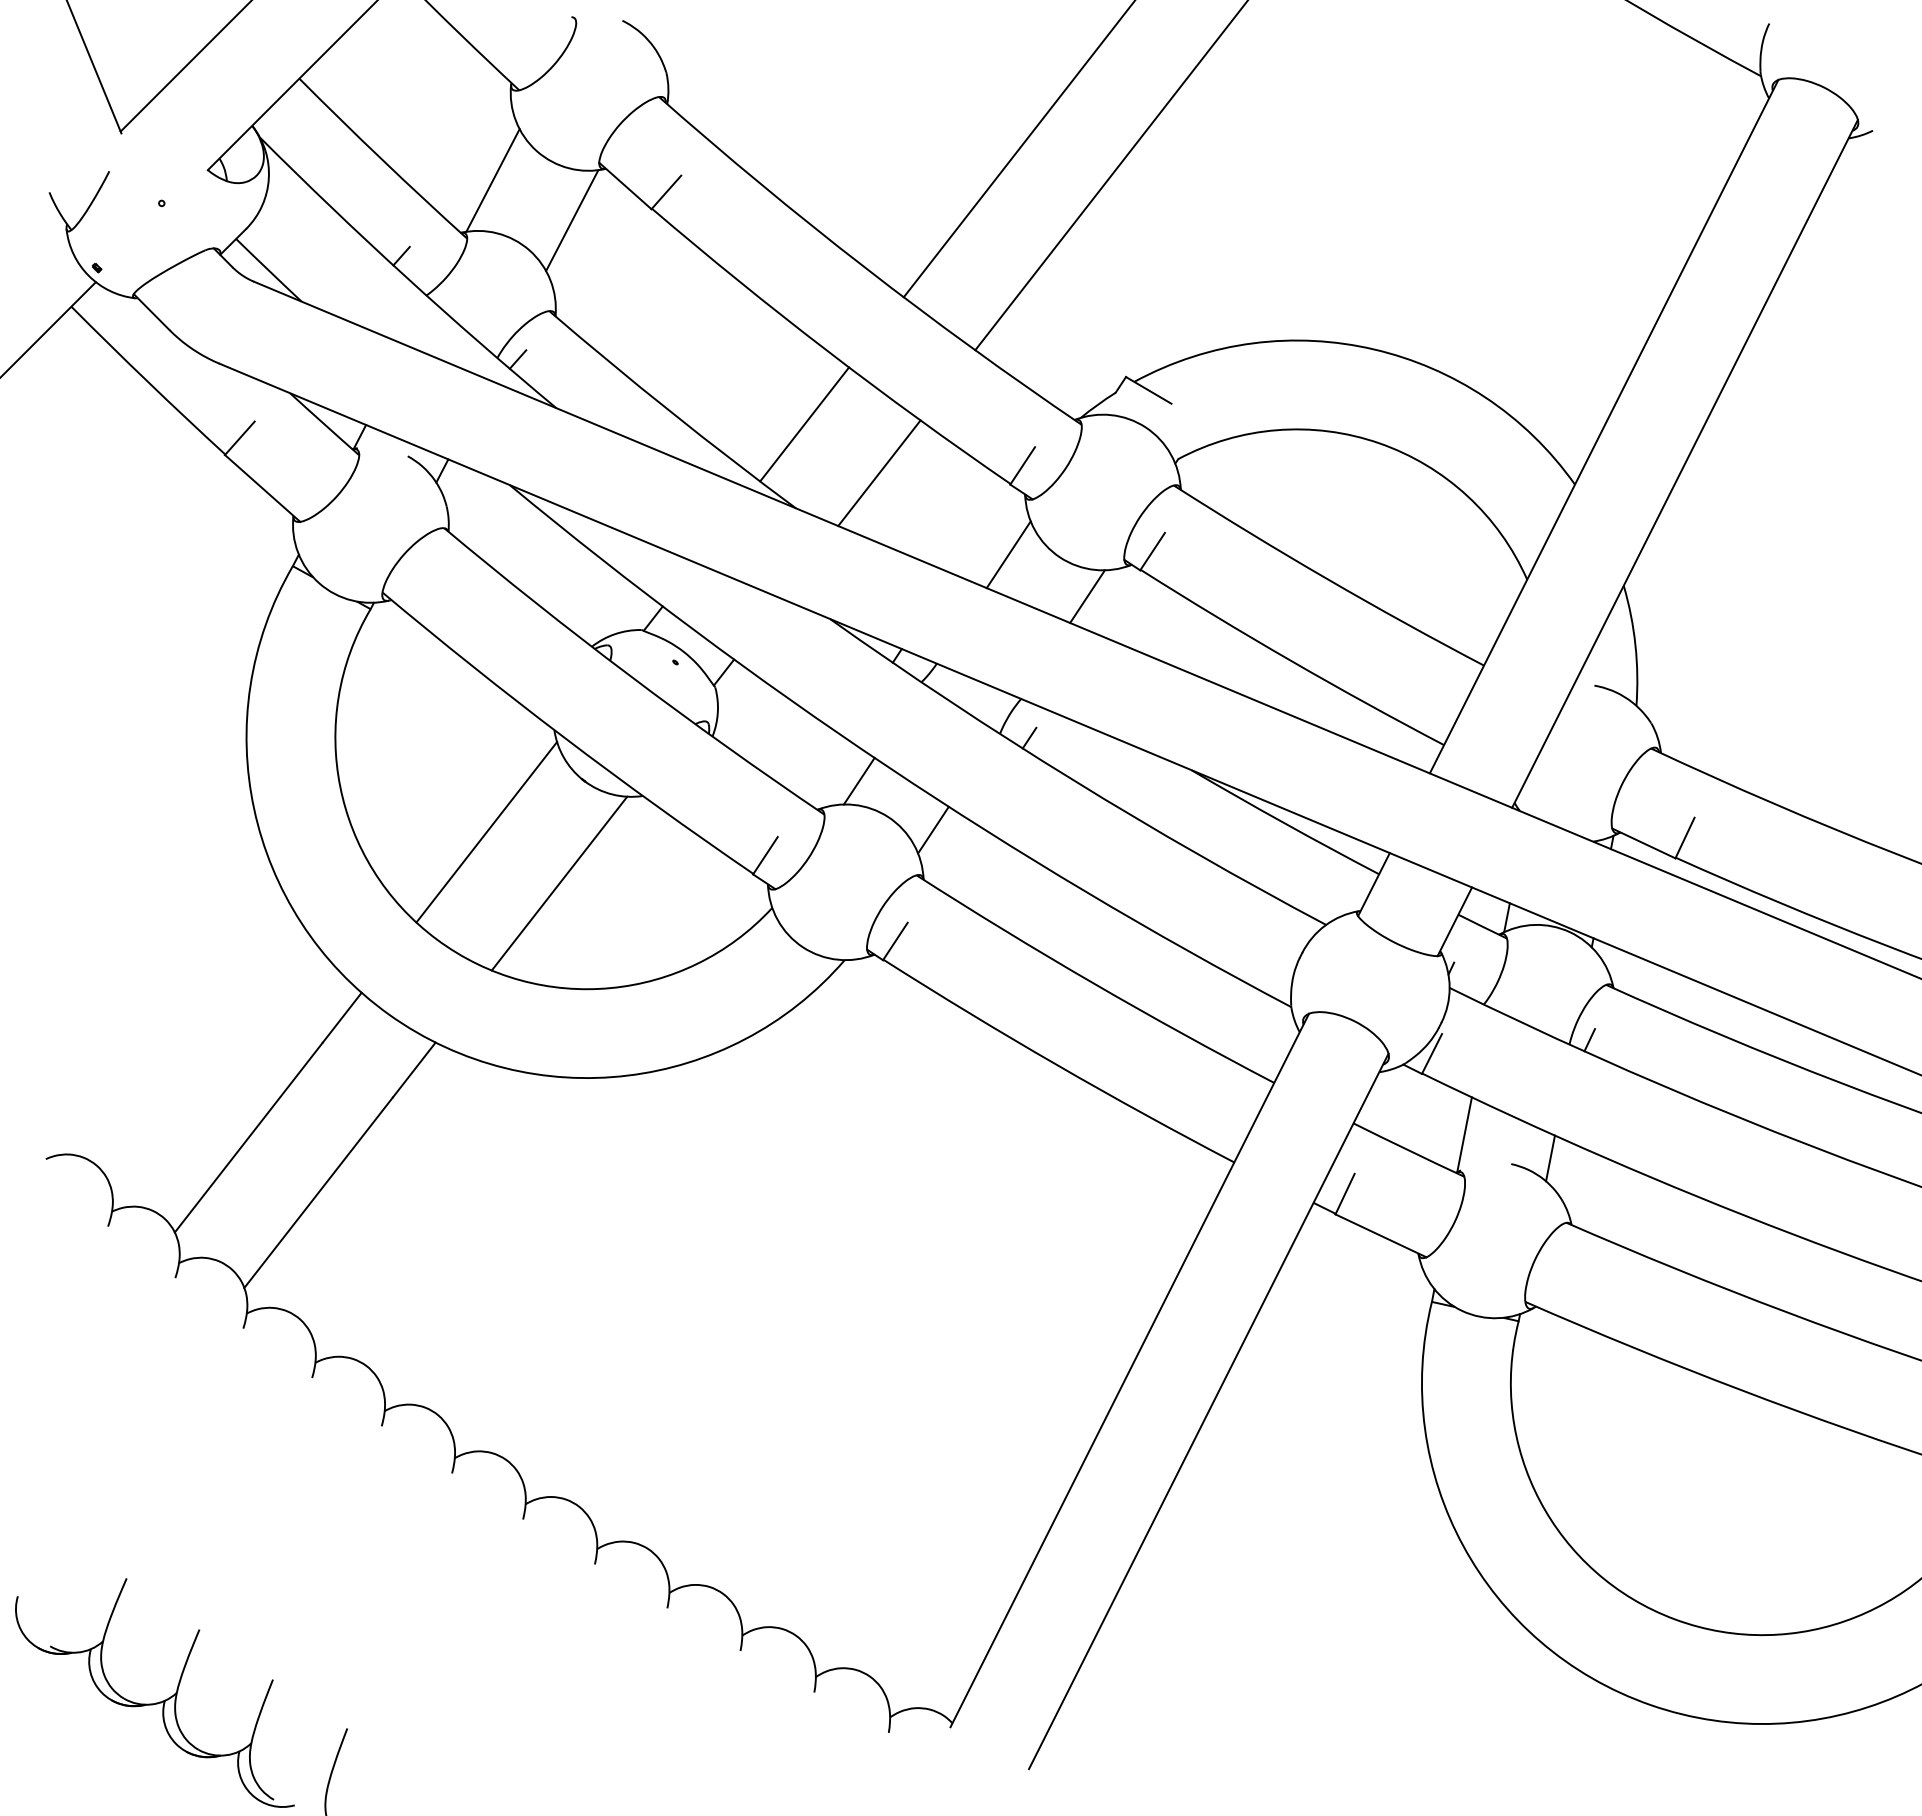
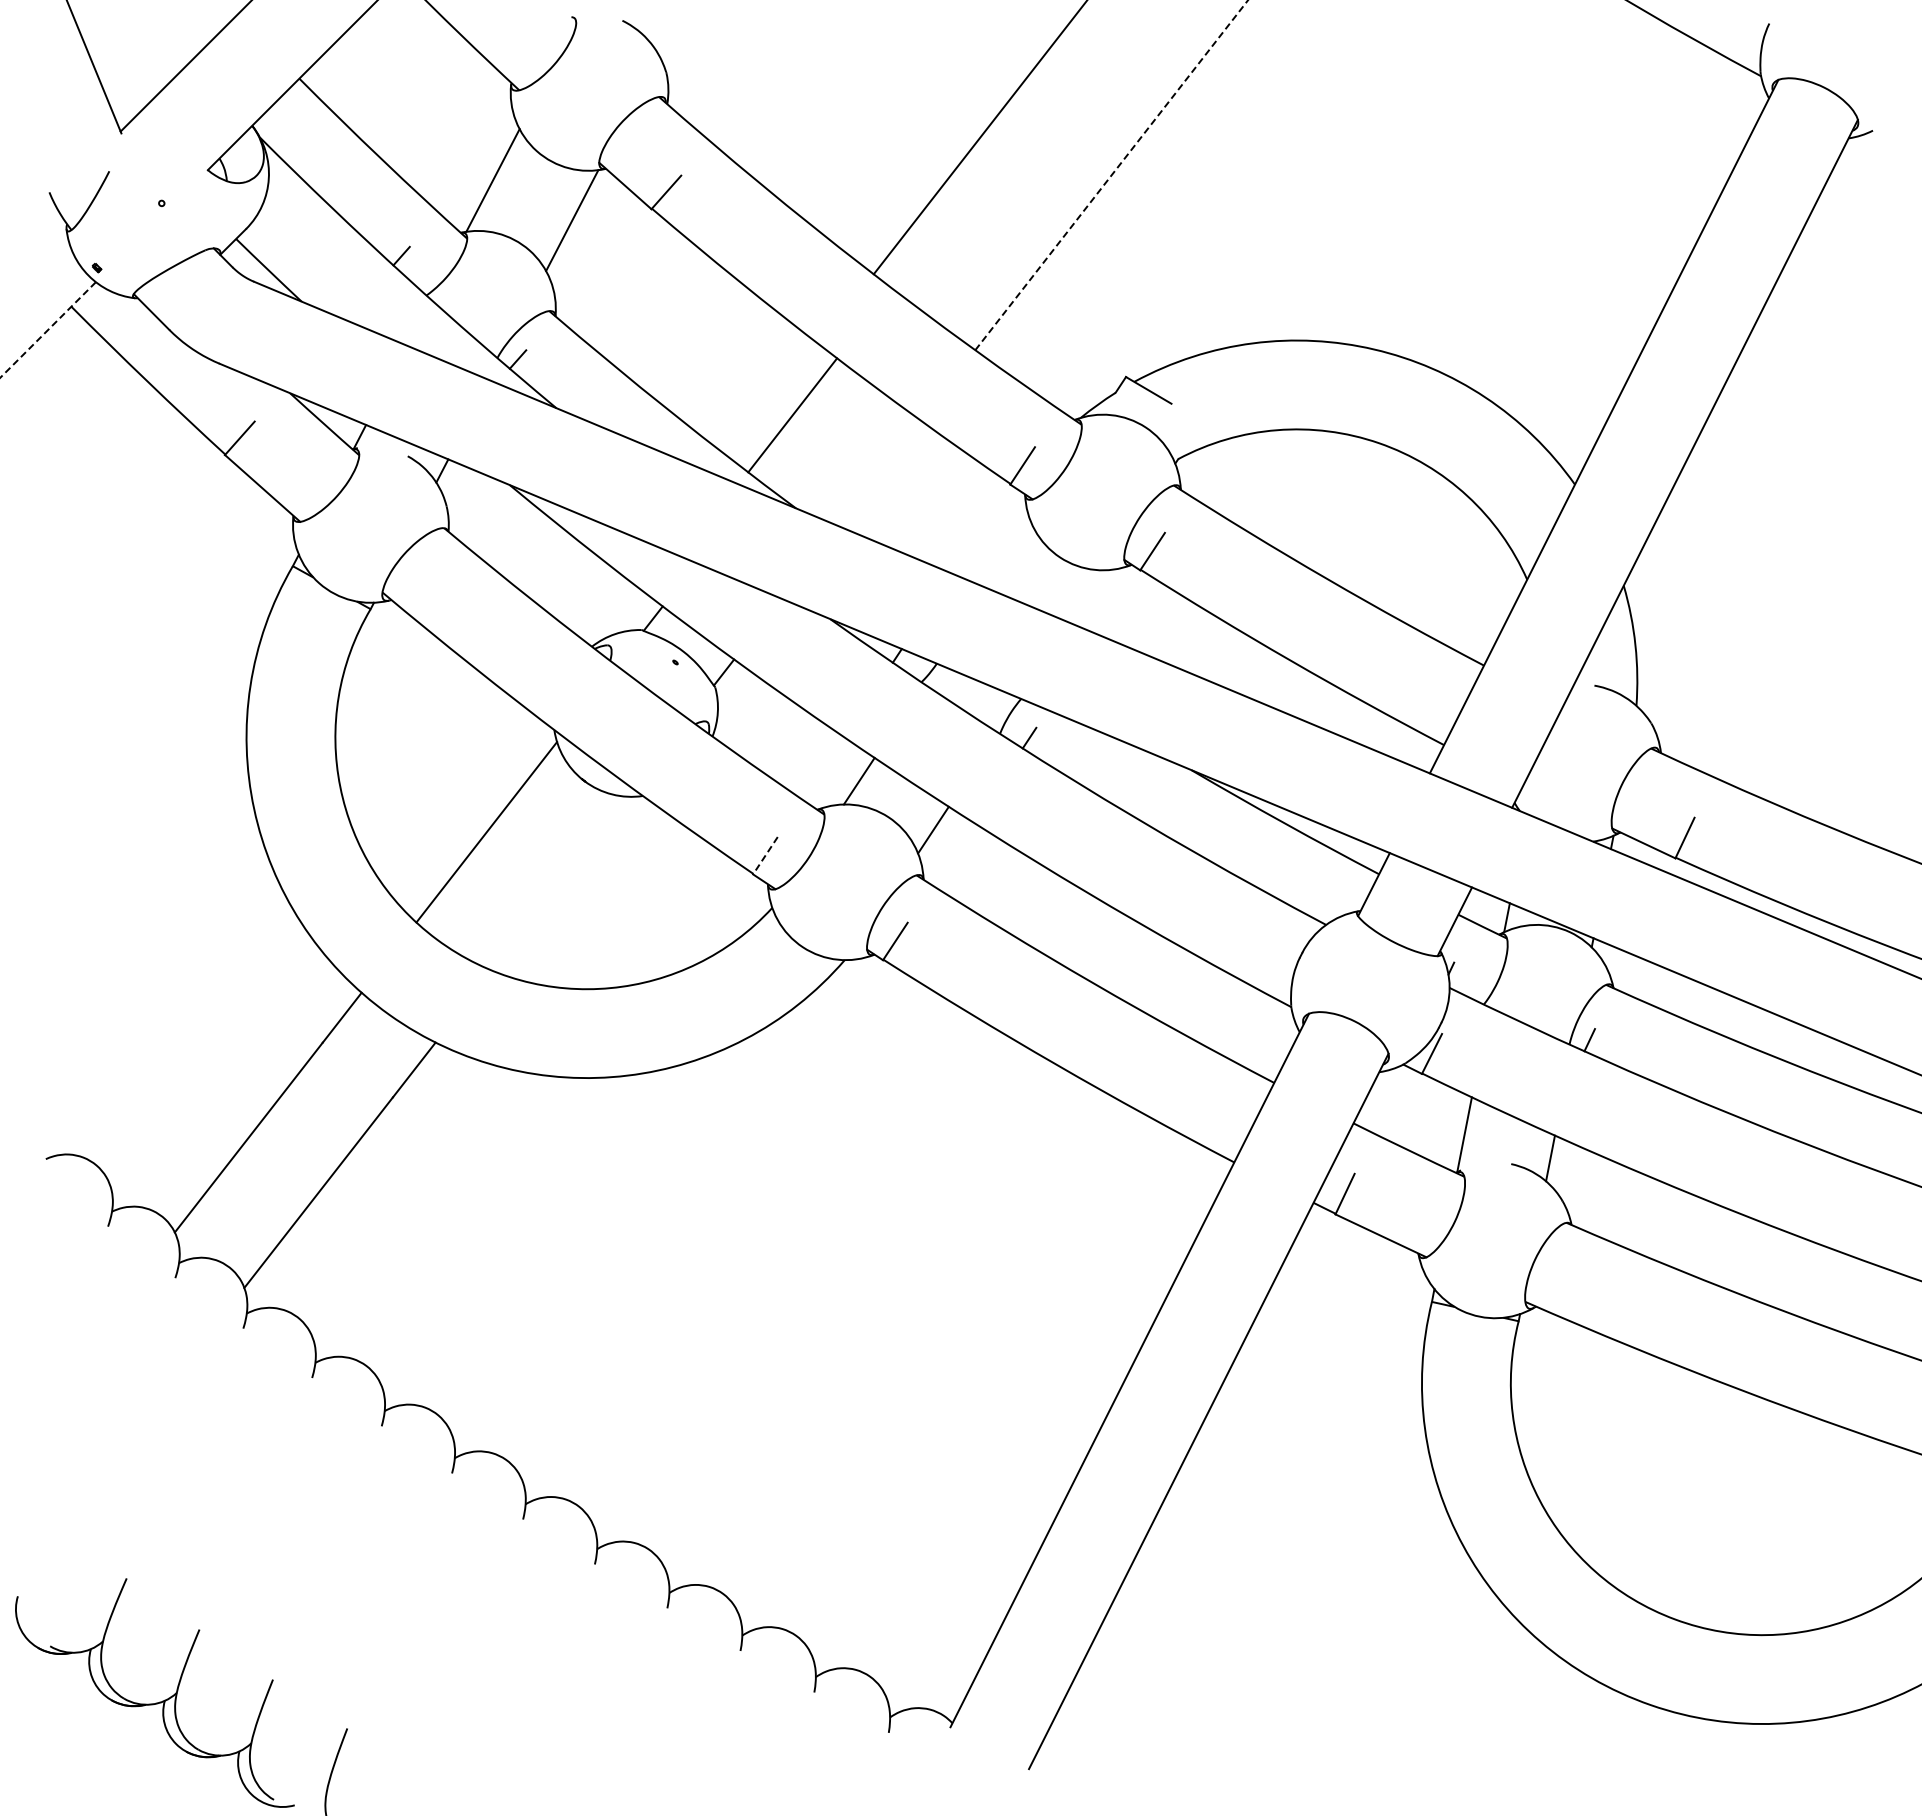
line position: (1018, 149) -> (979, 138) (979, 138)
line: solid -> dashed (1111, 175)
line: solid -> dashed (47, 330)
line position: (804, 424) -> (792, 415) (792, 415)
line: present -> none (879, 473)
line: present -> none (1008, 554)
line: present -> none (1087, 596)
line: solid -> dashed (765, 856)
line: present -> none (559, 883)
